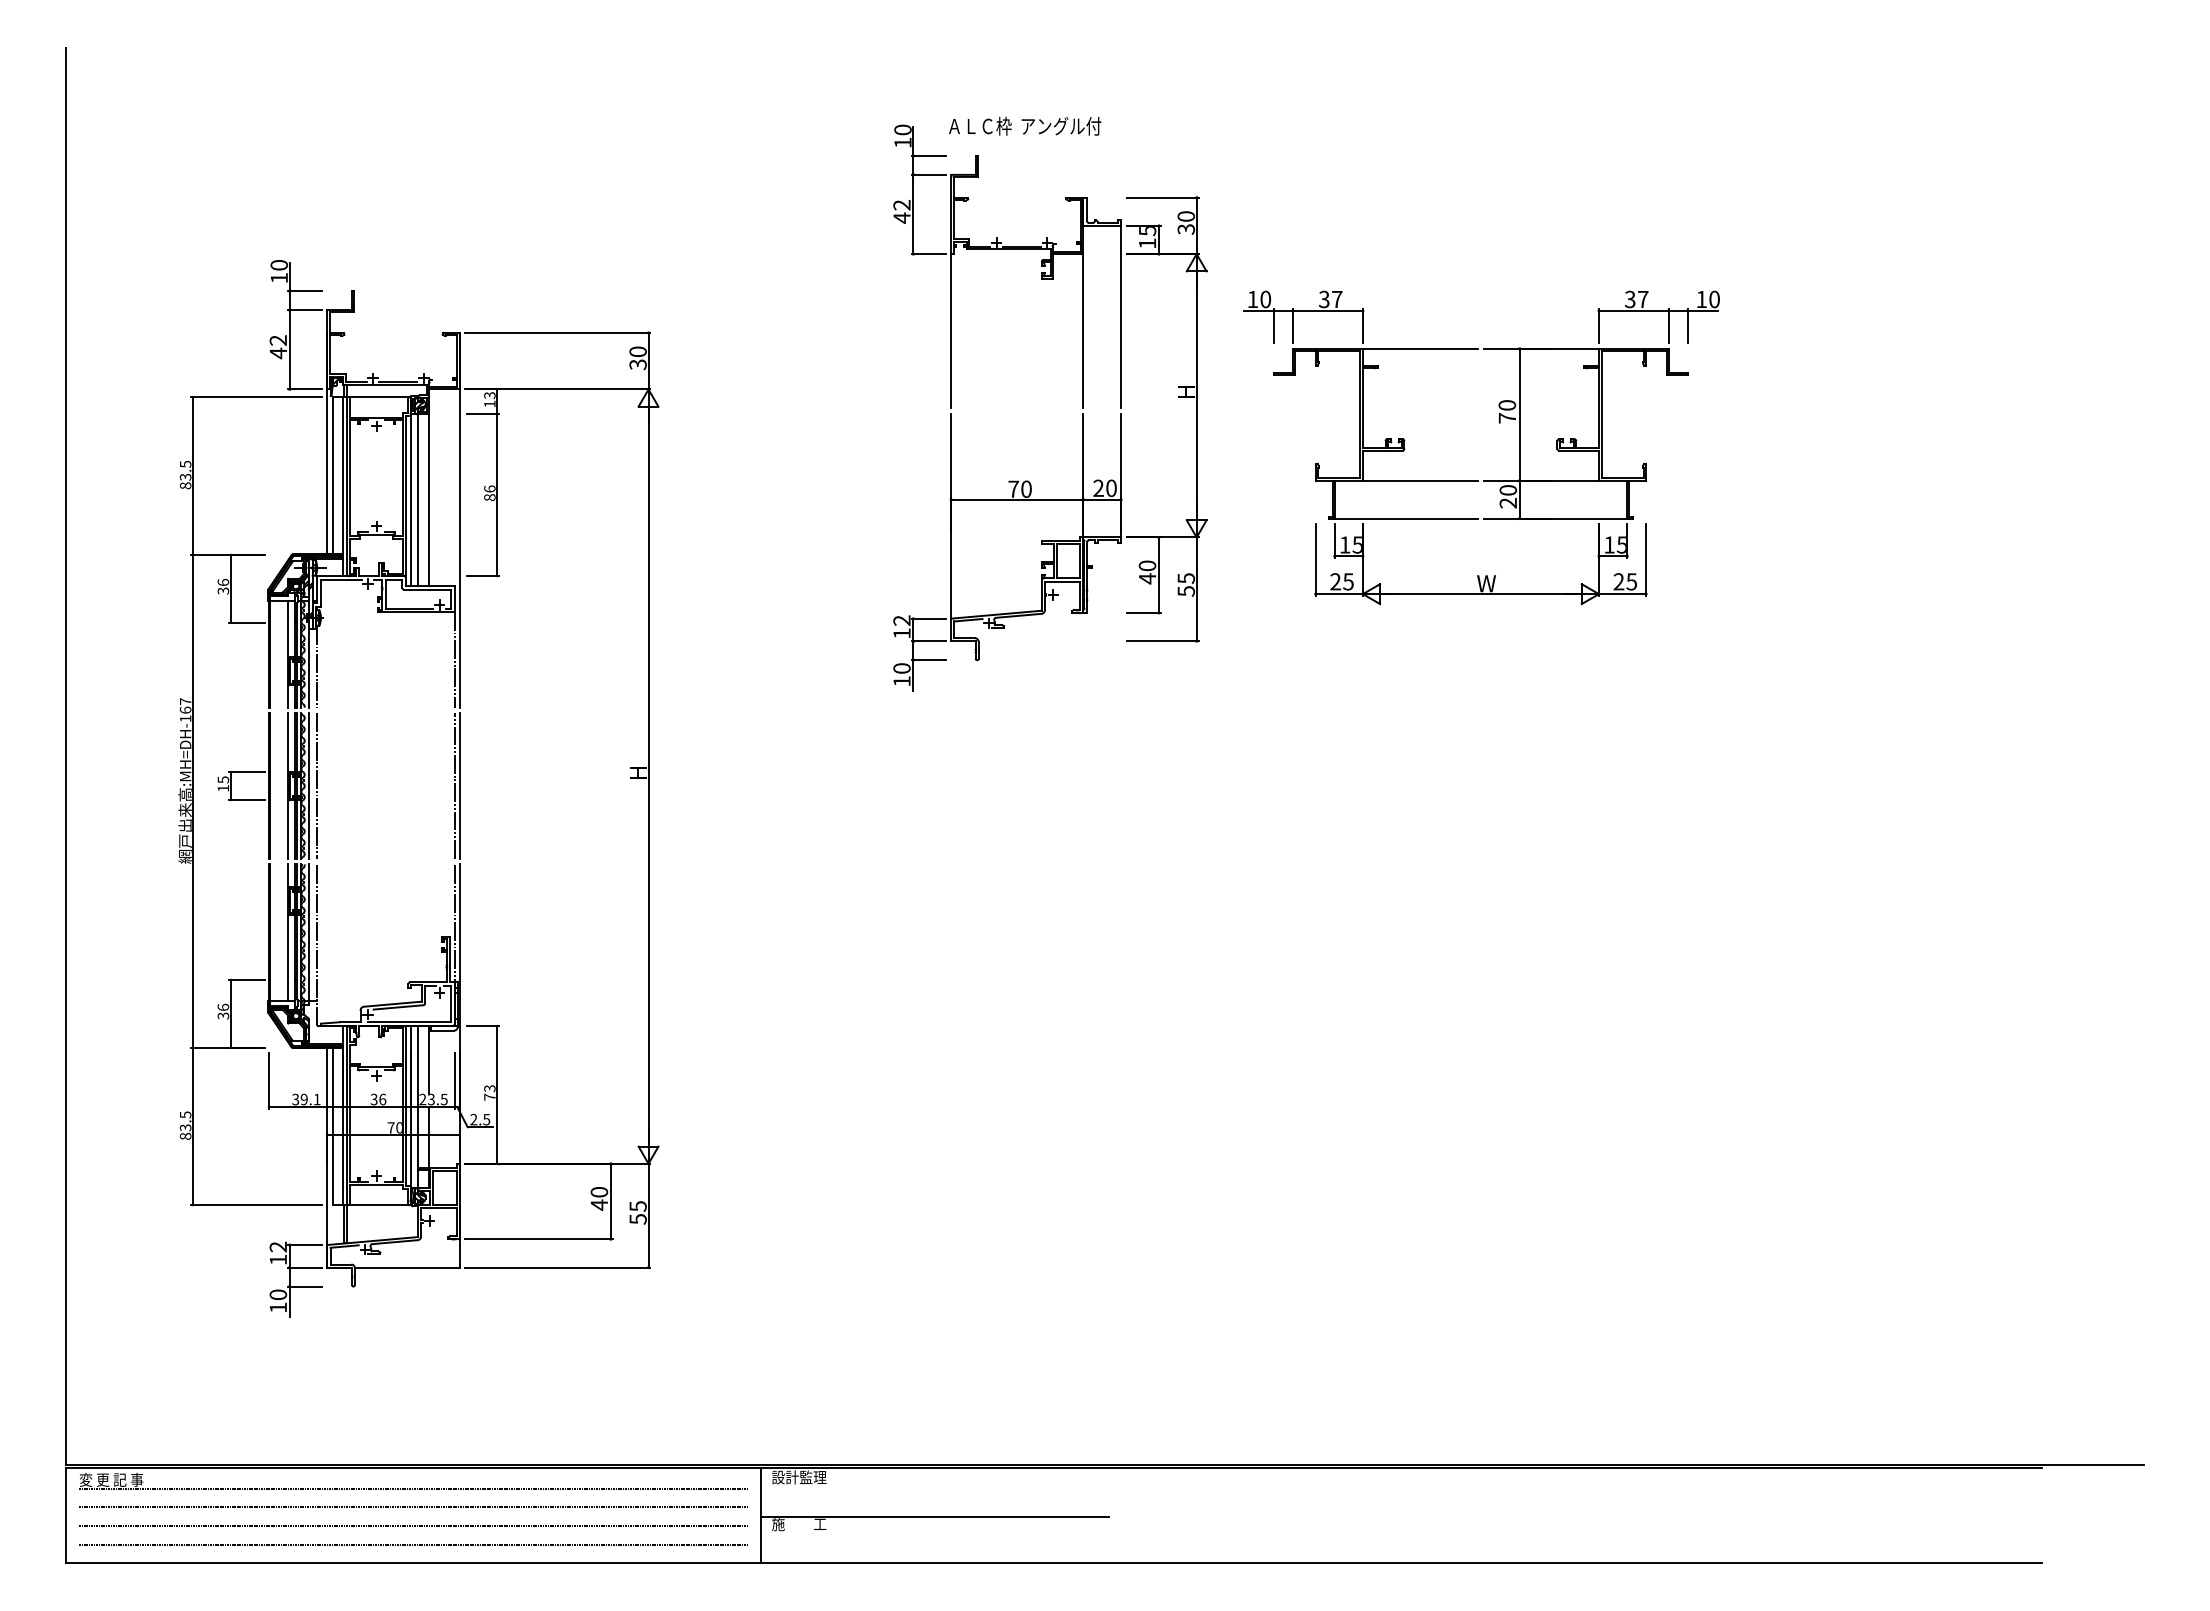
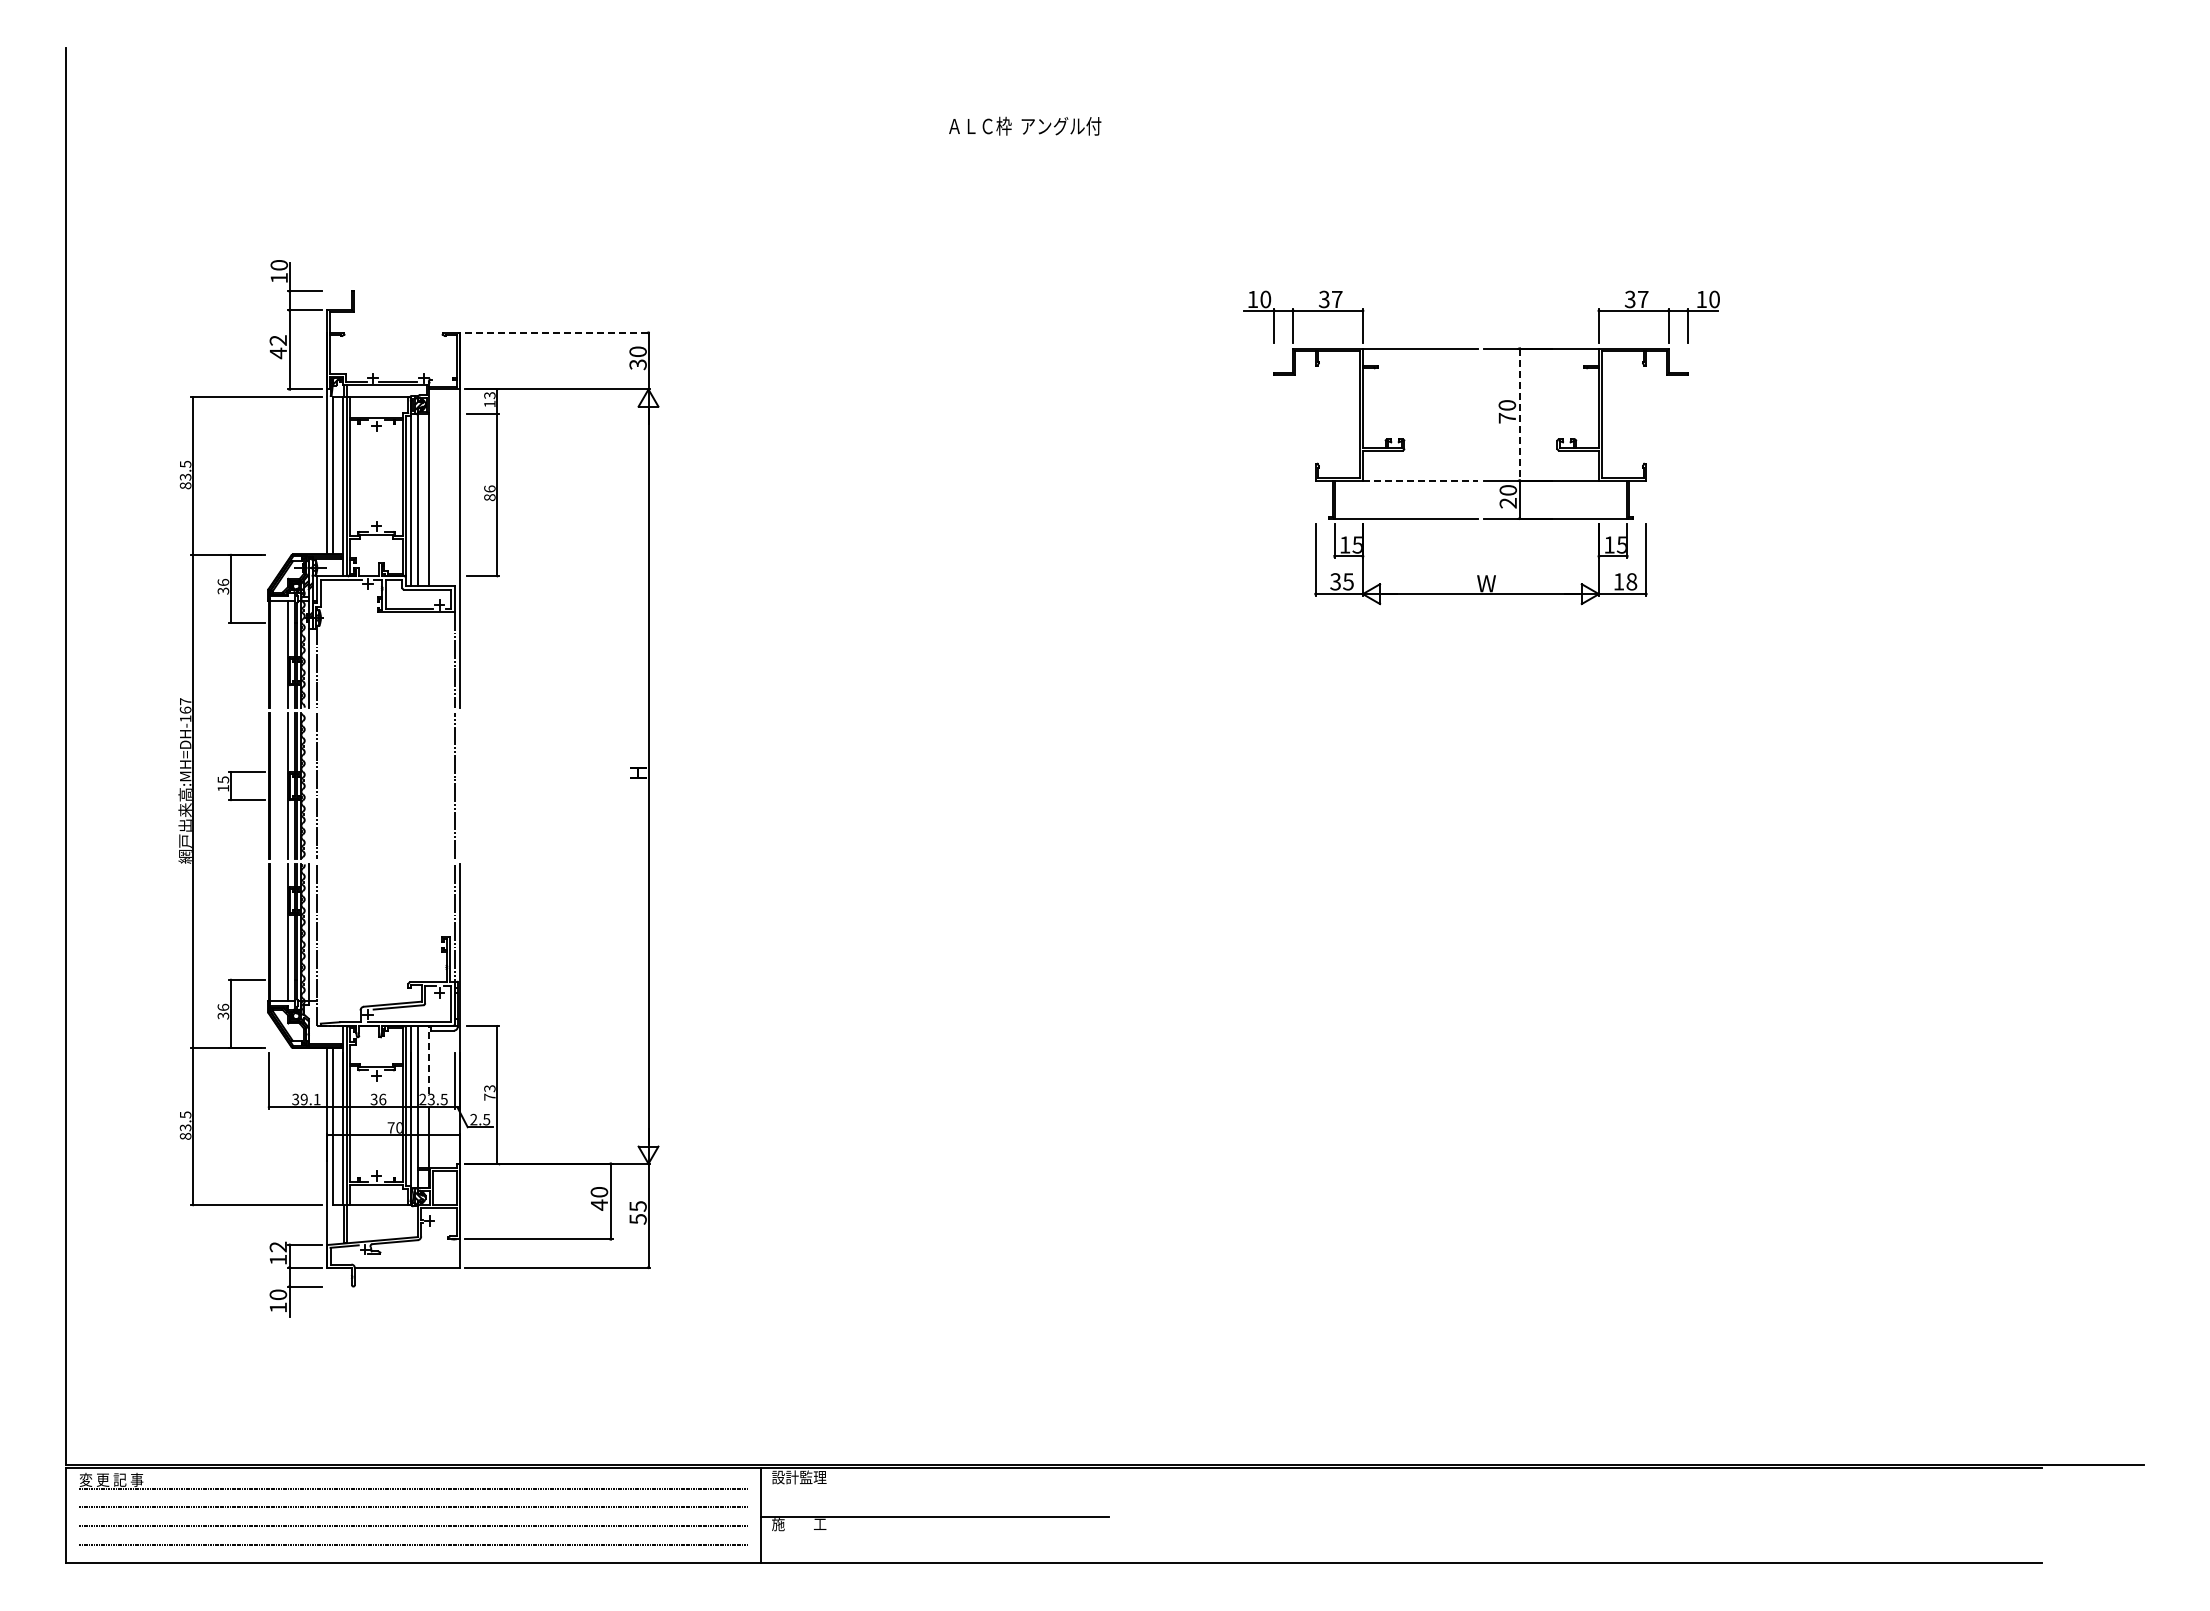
line: solid -> dashed (557, 332)
part: present -> none (1082, 407)
line: solid -> dashed (1519, 415)
line: solid -> dashed (1420, 480)
text: 25 -> 35 (1335, 581)
text: 25 -> 18 (1625, 581)
line: present -> none (308, 785)
line: present -> none (459, 785)
line: solid -> dashed (429, 1059)
